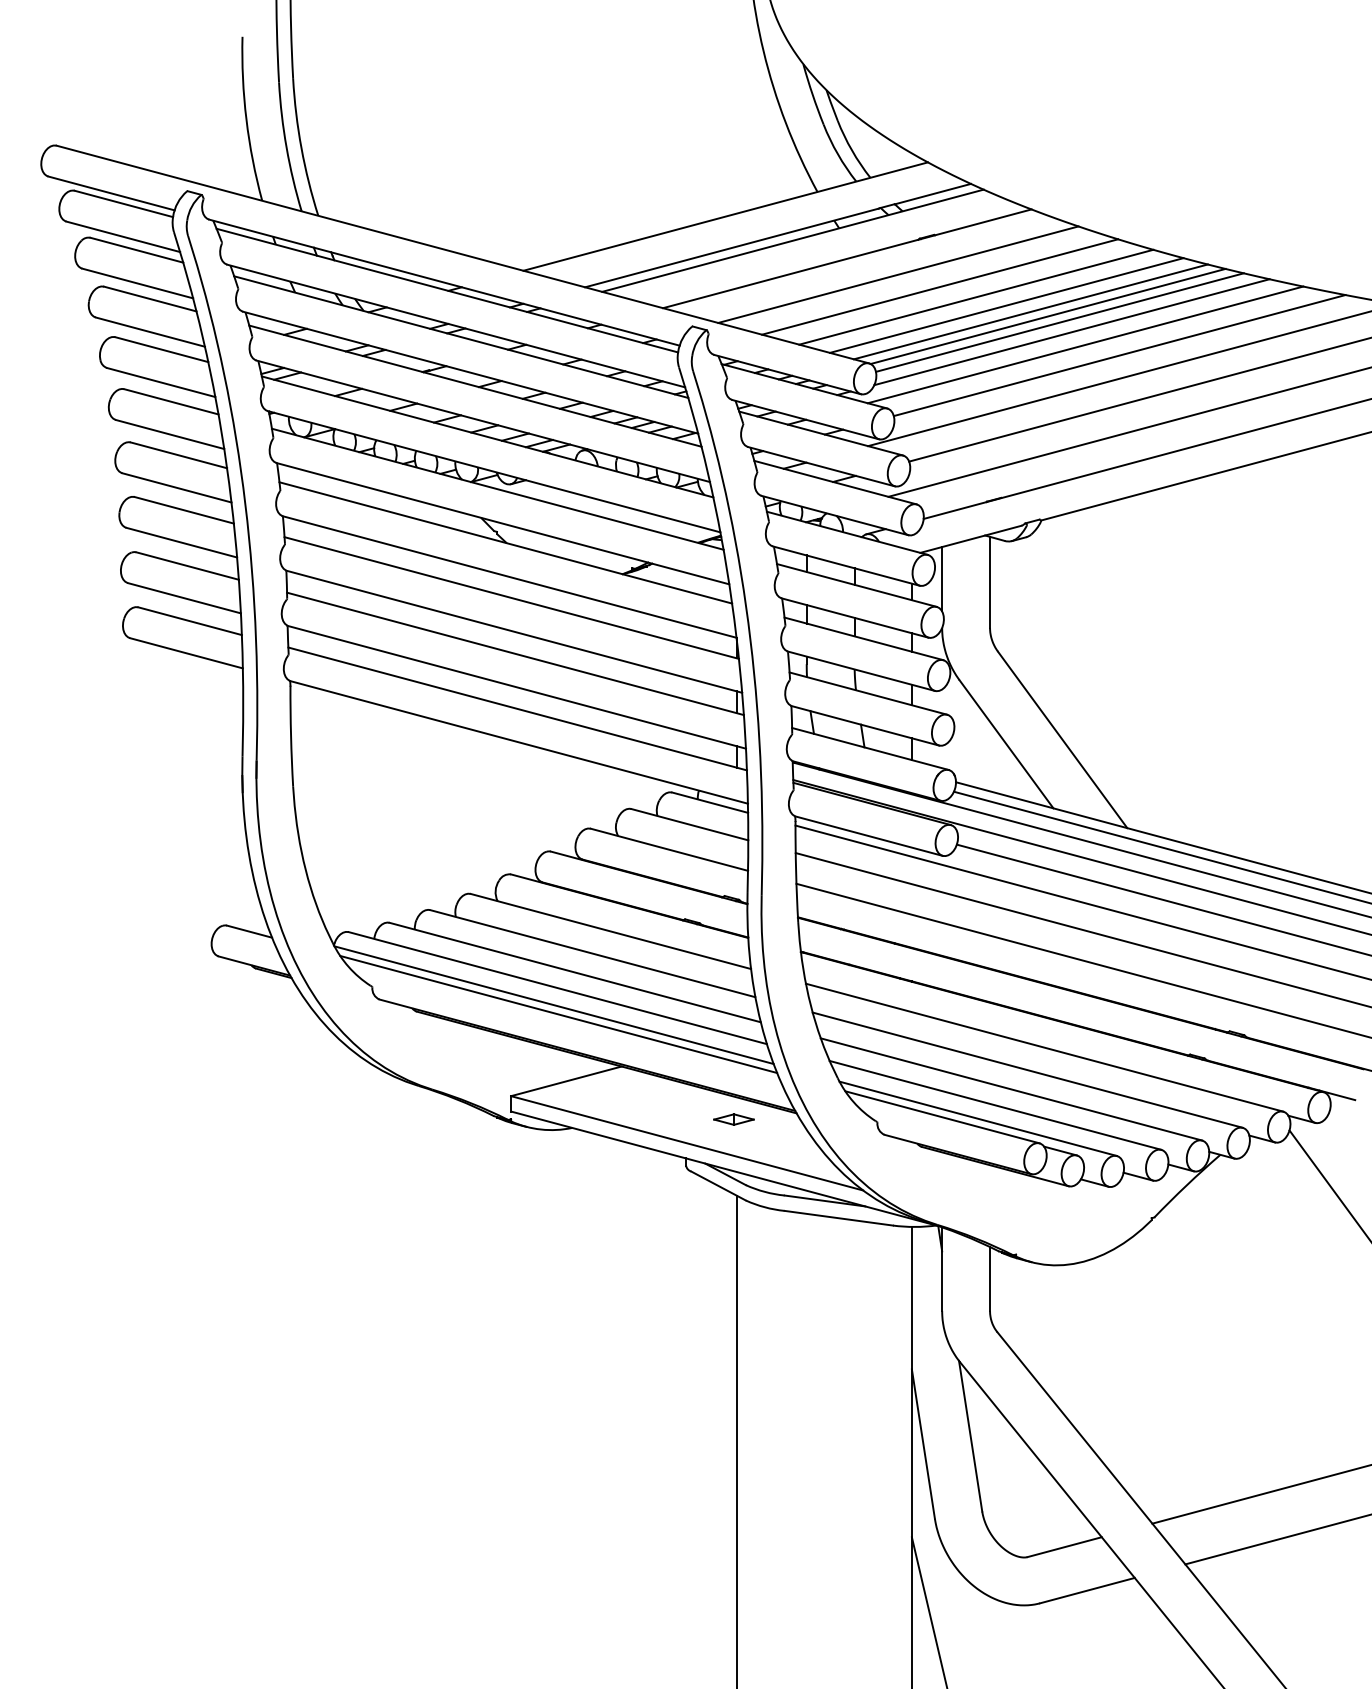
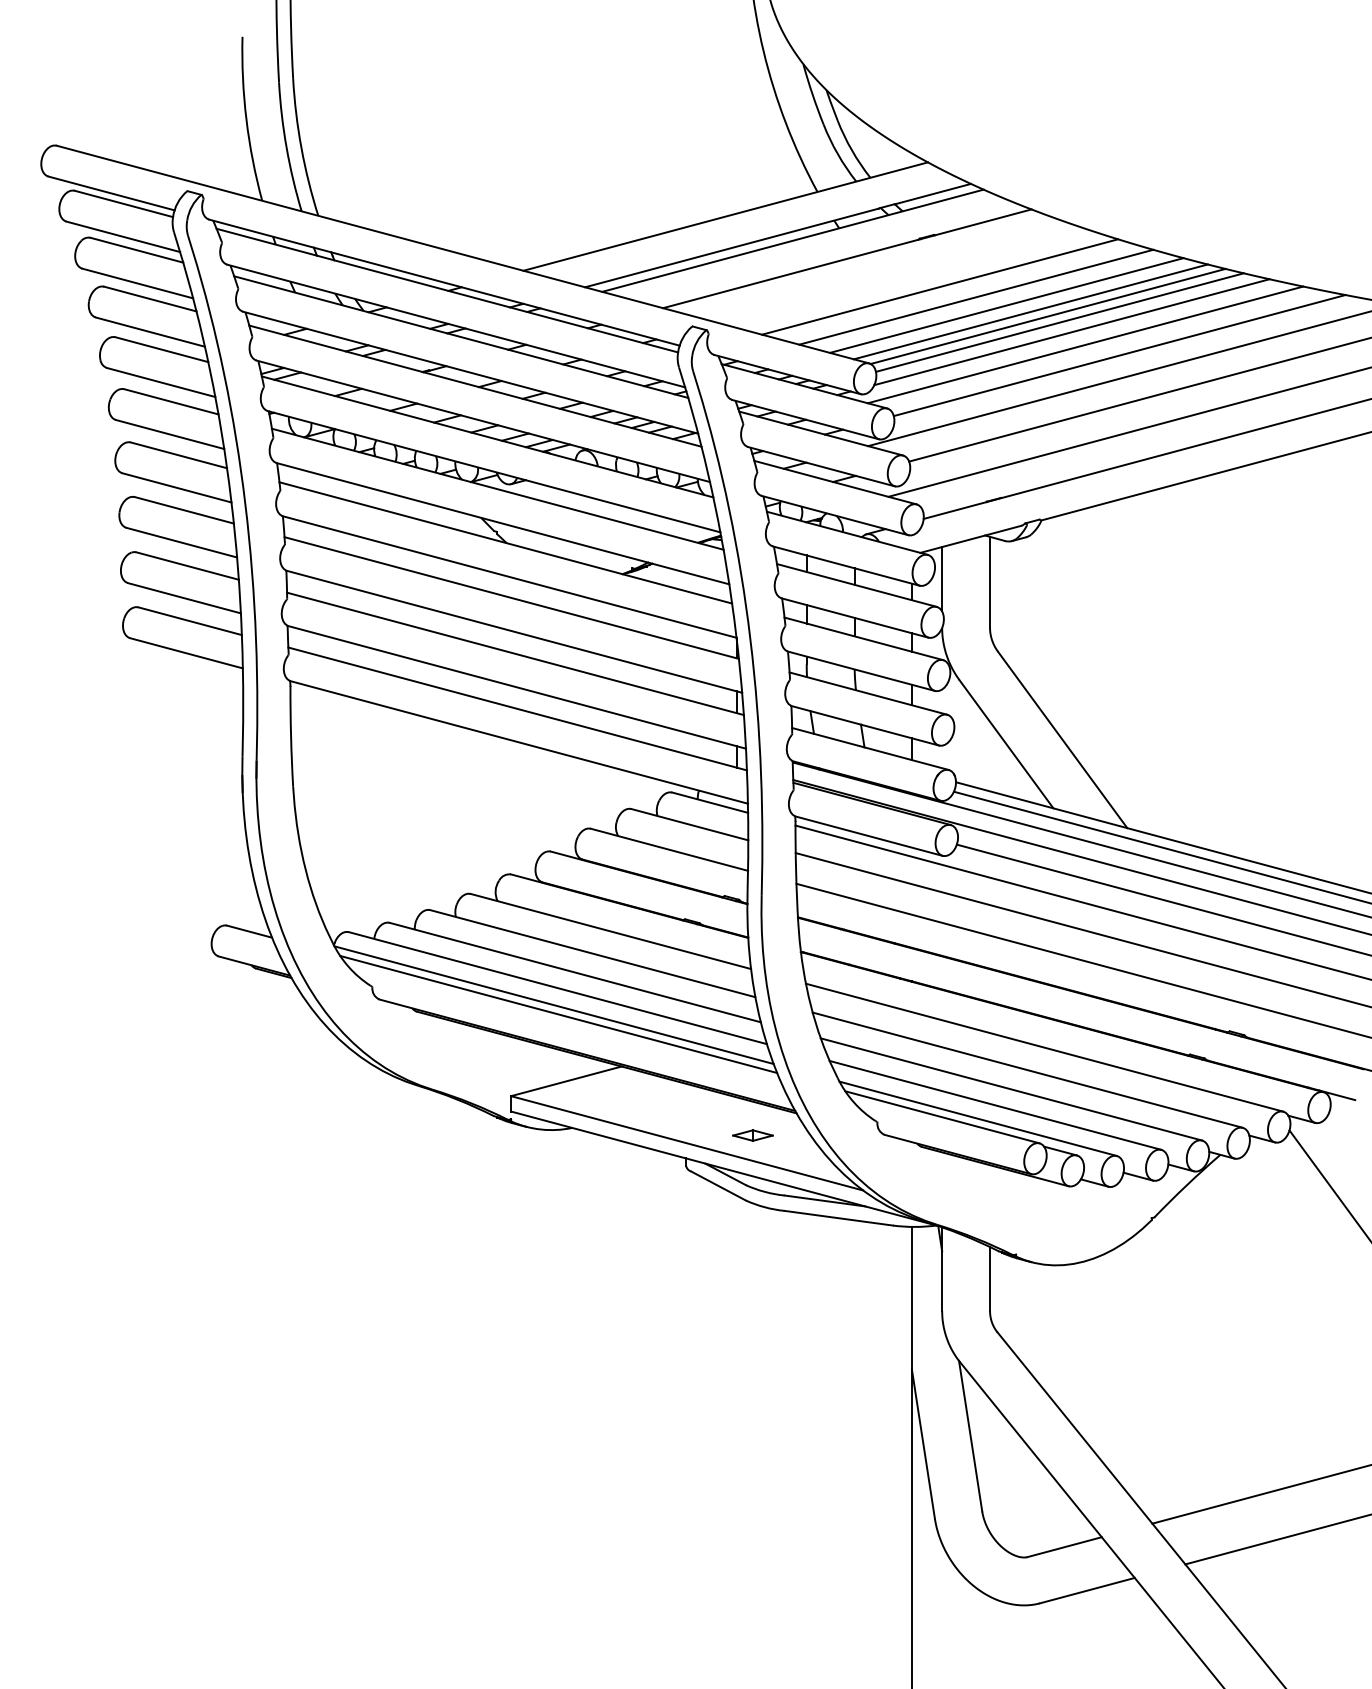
line: present -> none (898, 274)
part position: (733, 1119) -> (752, 1135) (752, 1135)
line: present -> none (736, 1440)
line: present -> none (928, 1611)
